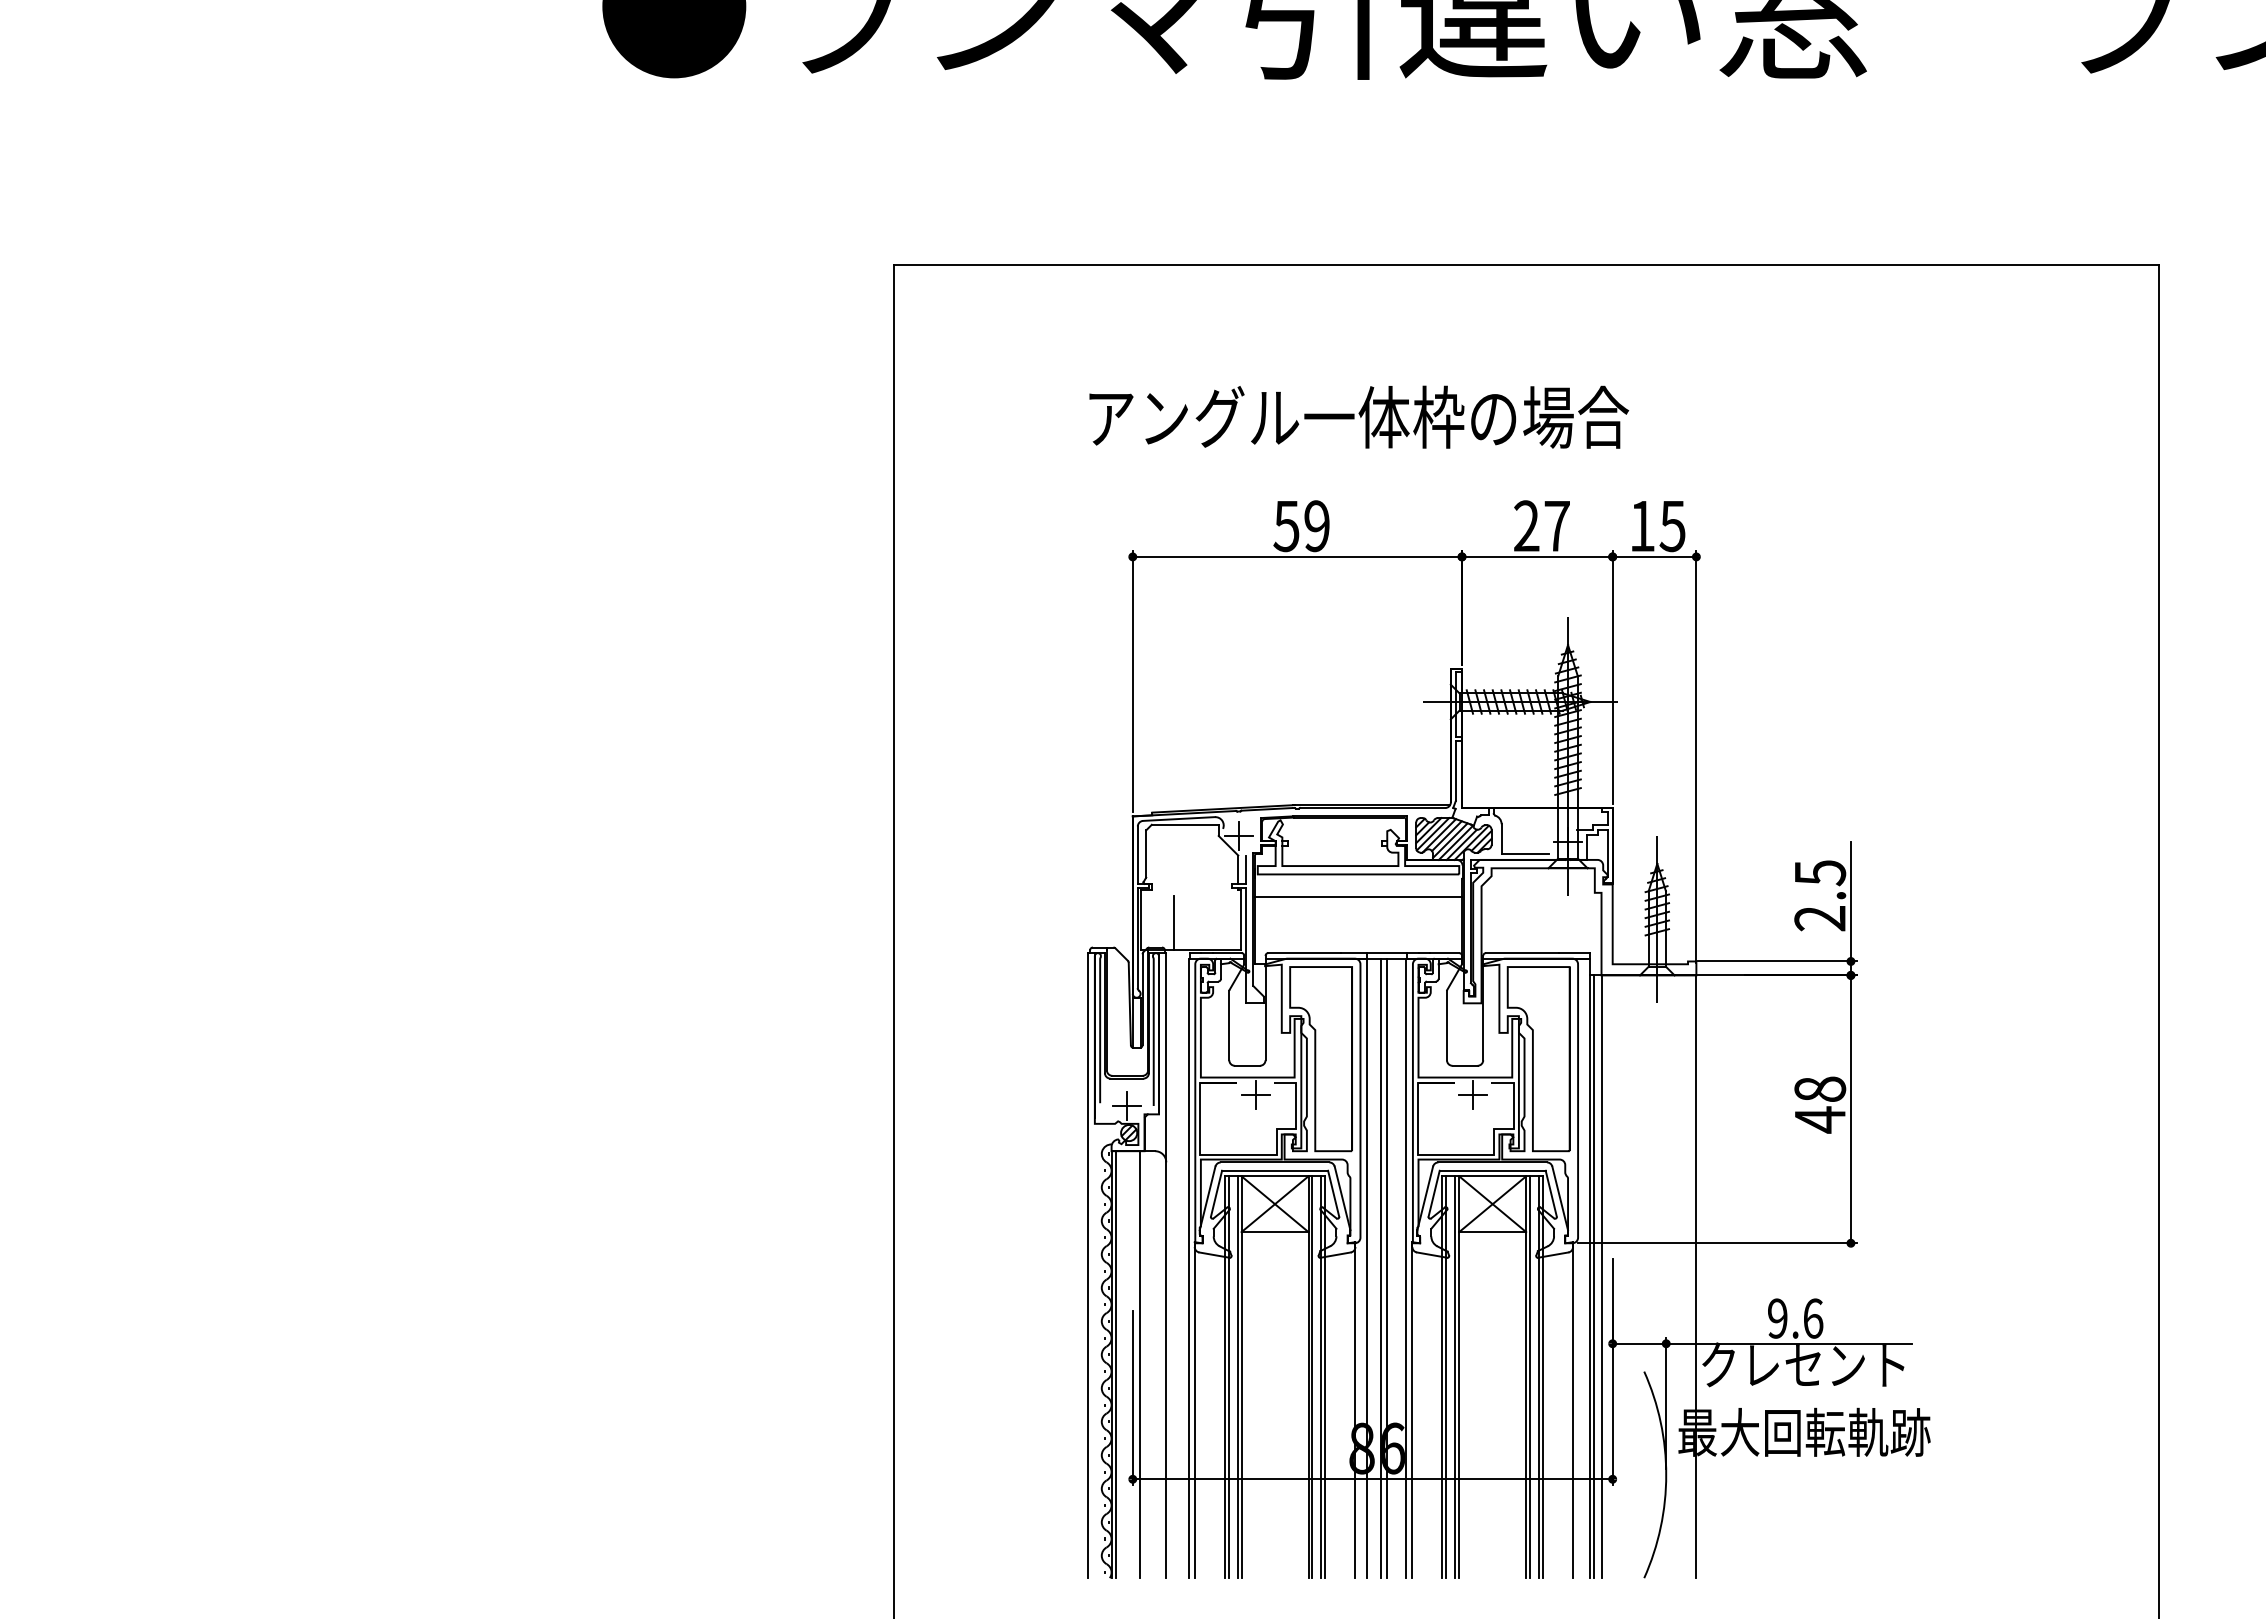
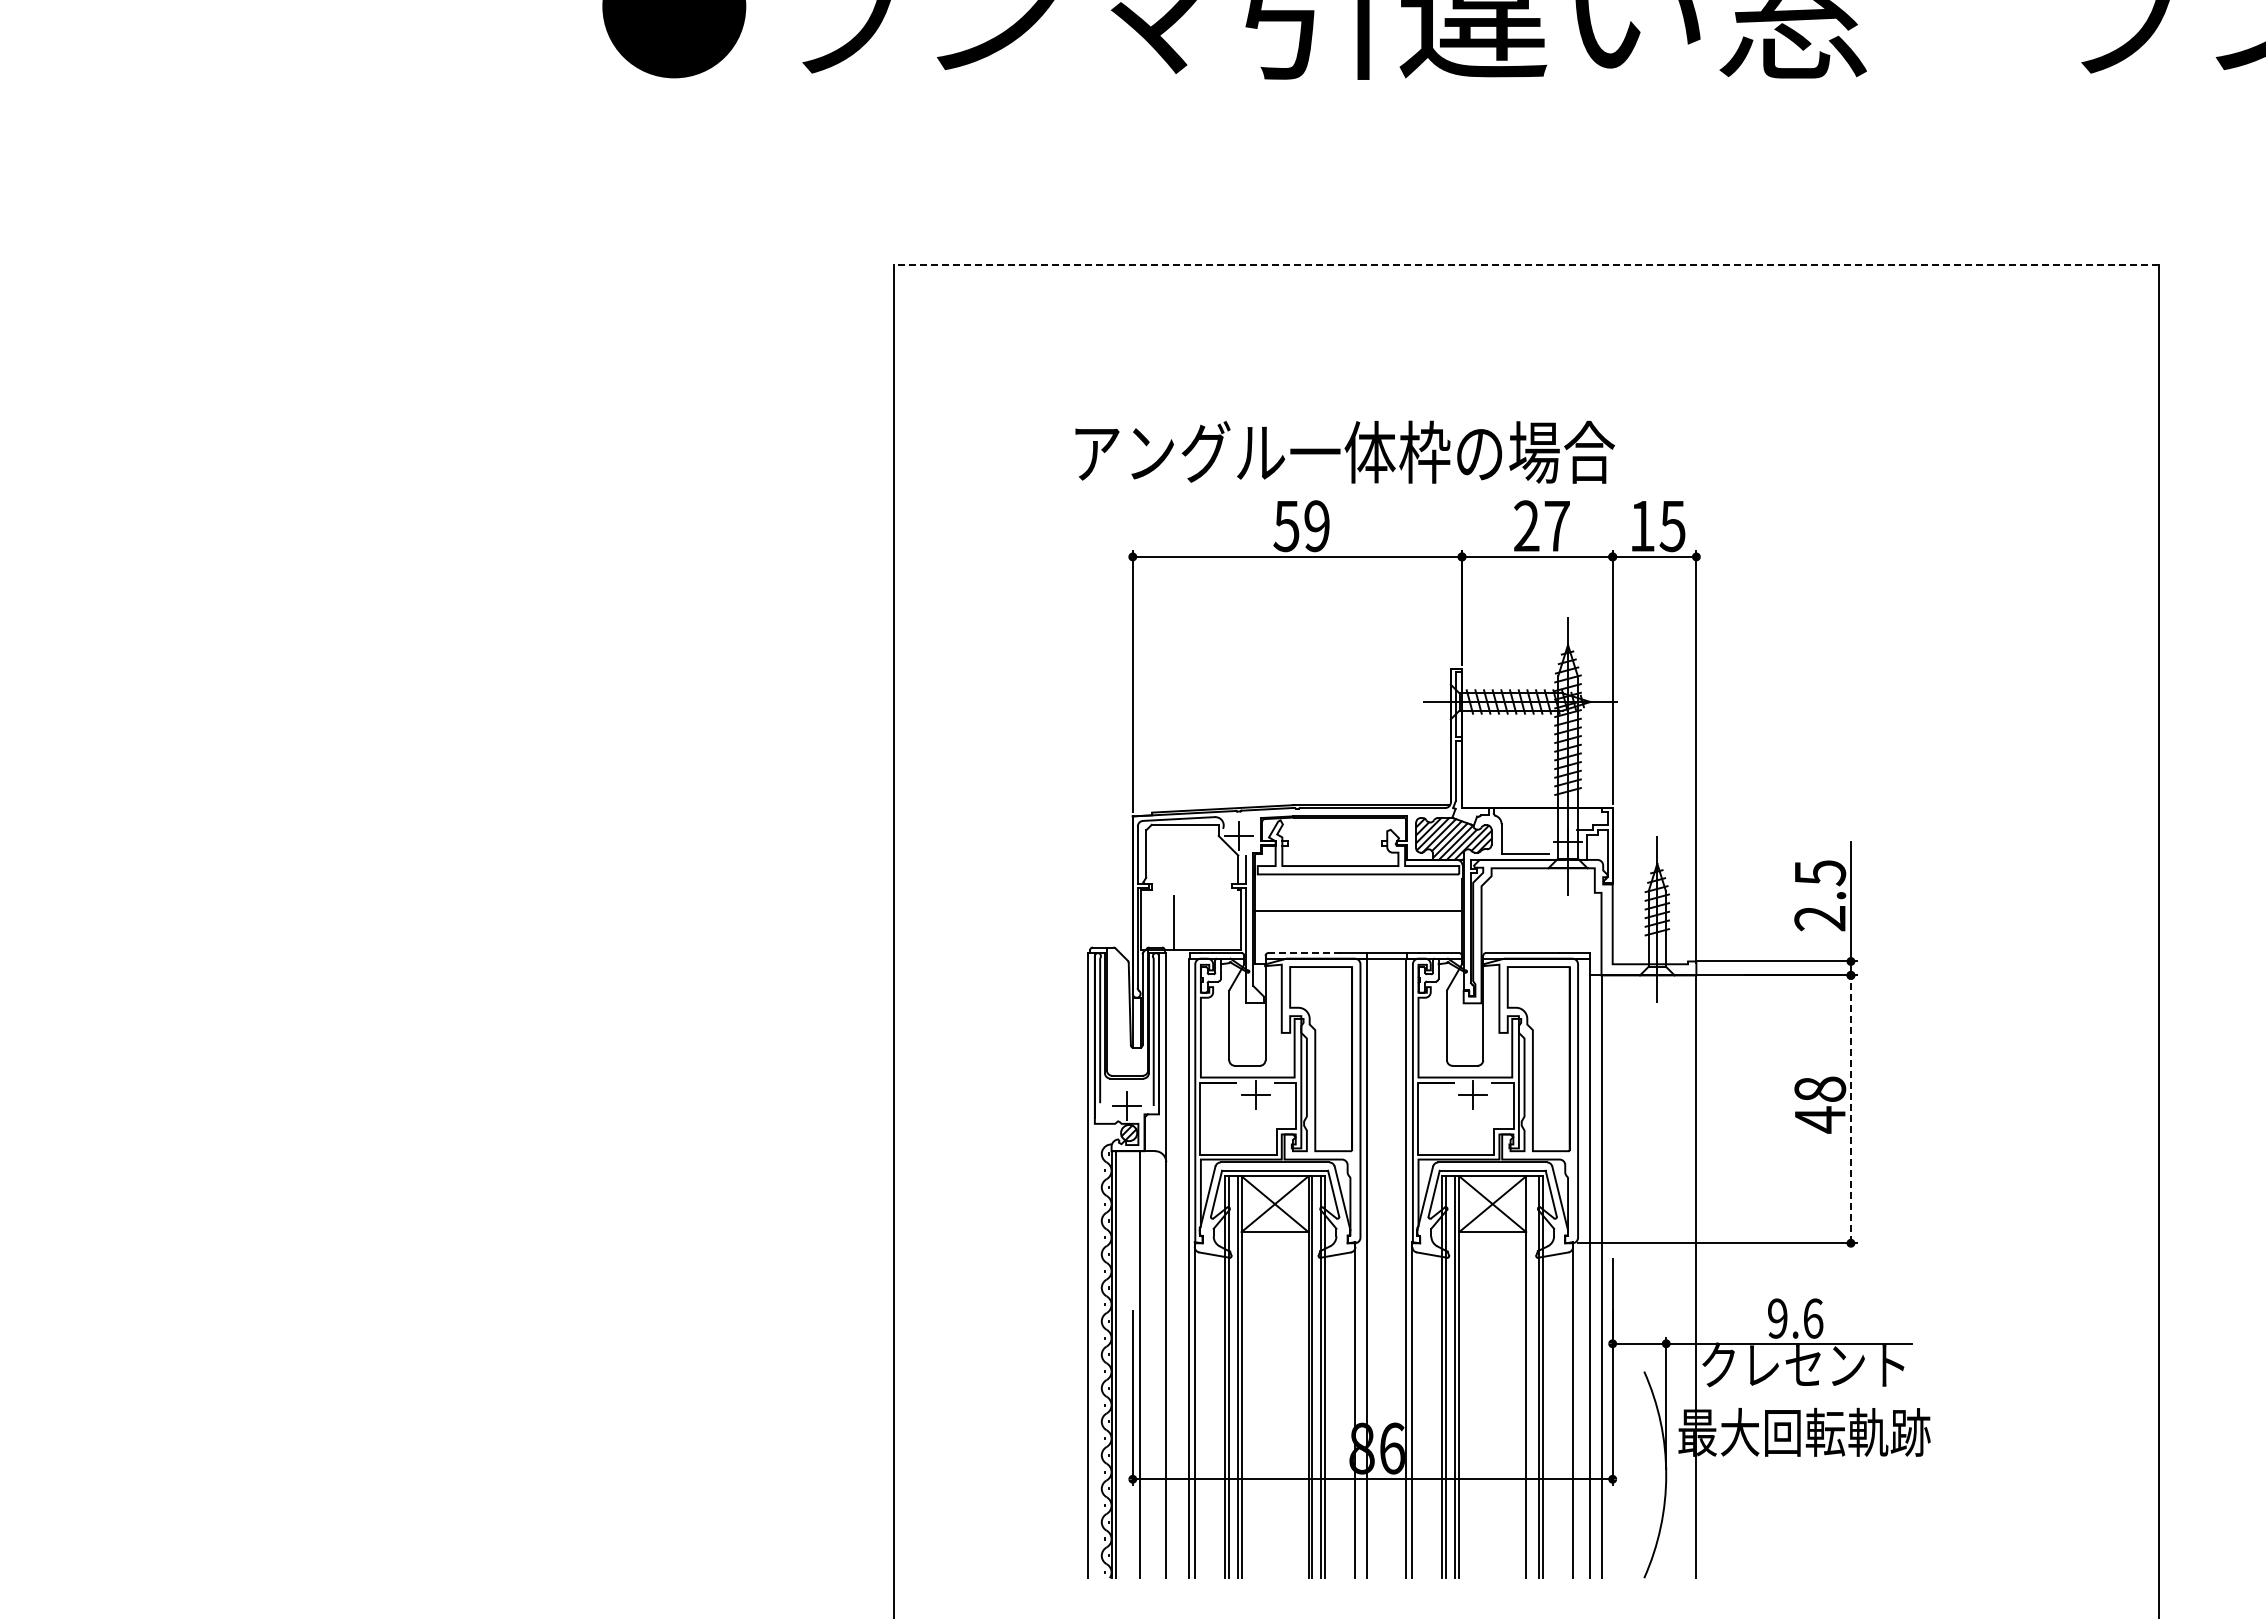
line: solid -> dashed (1526, 264)
text position: (1359, 416) -> (1345, 451) (1345, 451)
line position: (1358, 897) -> (1358, 911) (1358, 911)
line: solid -> dashed (1304, 953)
line: solid -> dashed (1850, 1109)
line: present -> none (1381, 1268)
line: present -> none (1386, 1268)
line: present -> none (1593, 1276)
line: present -> none (1530, 1377)
